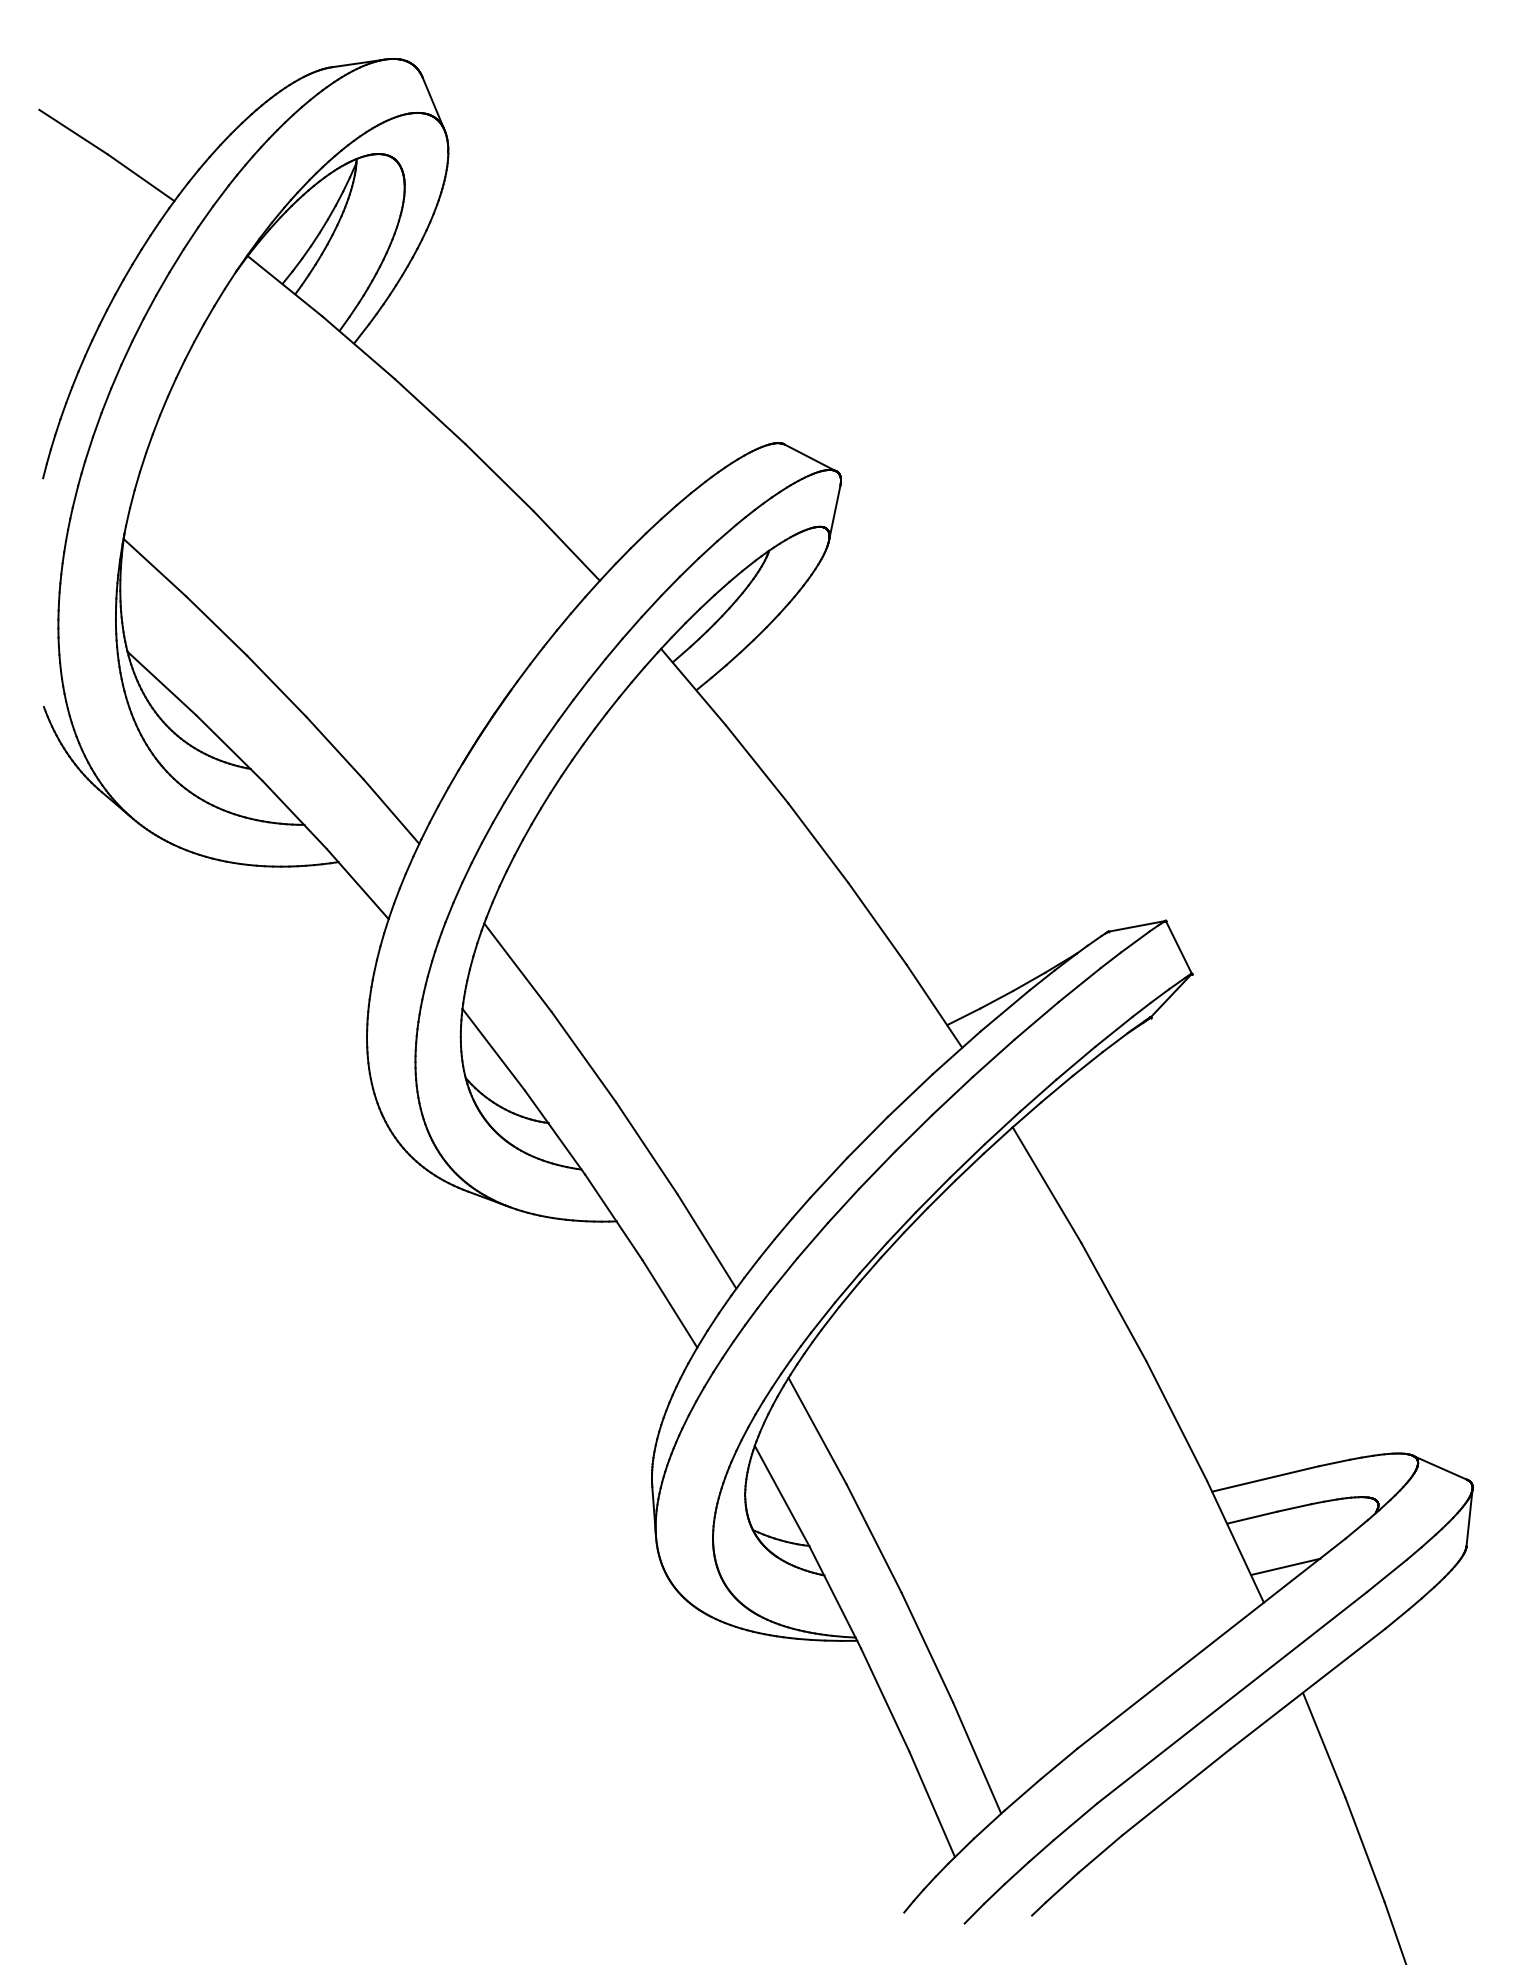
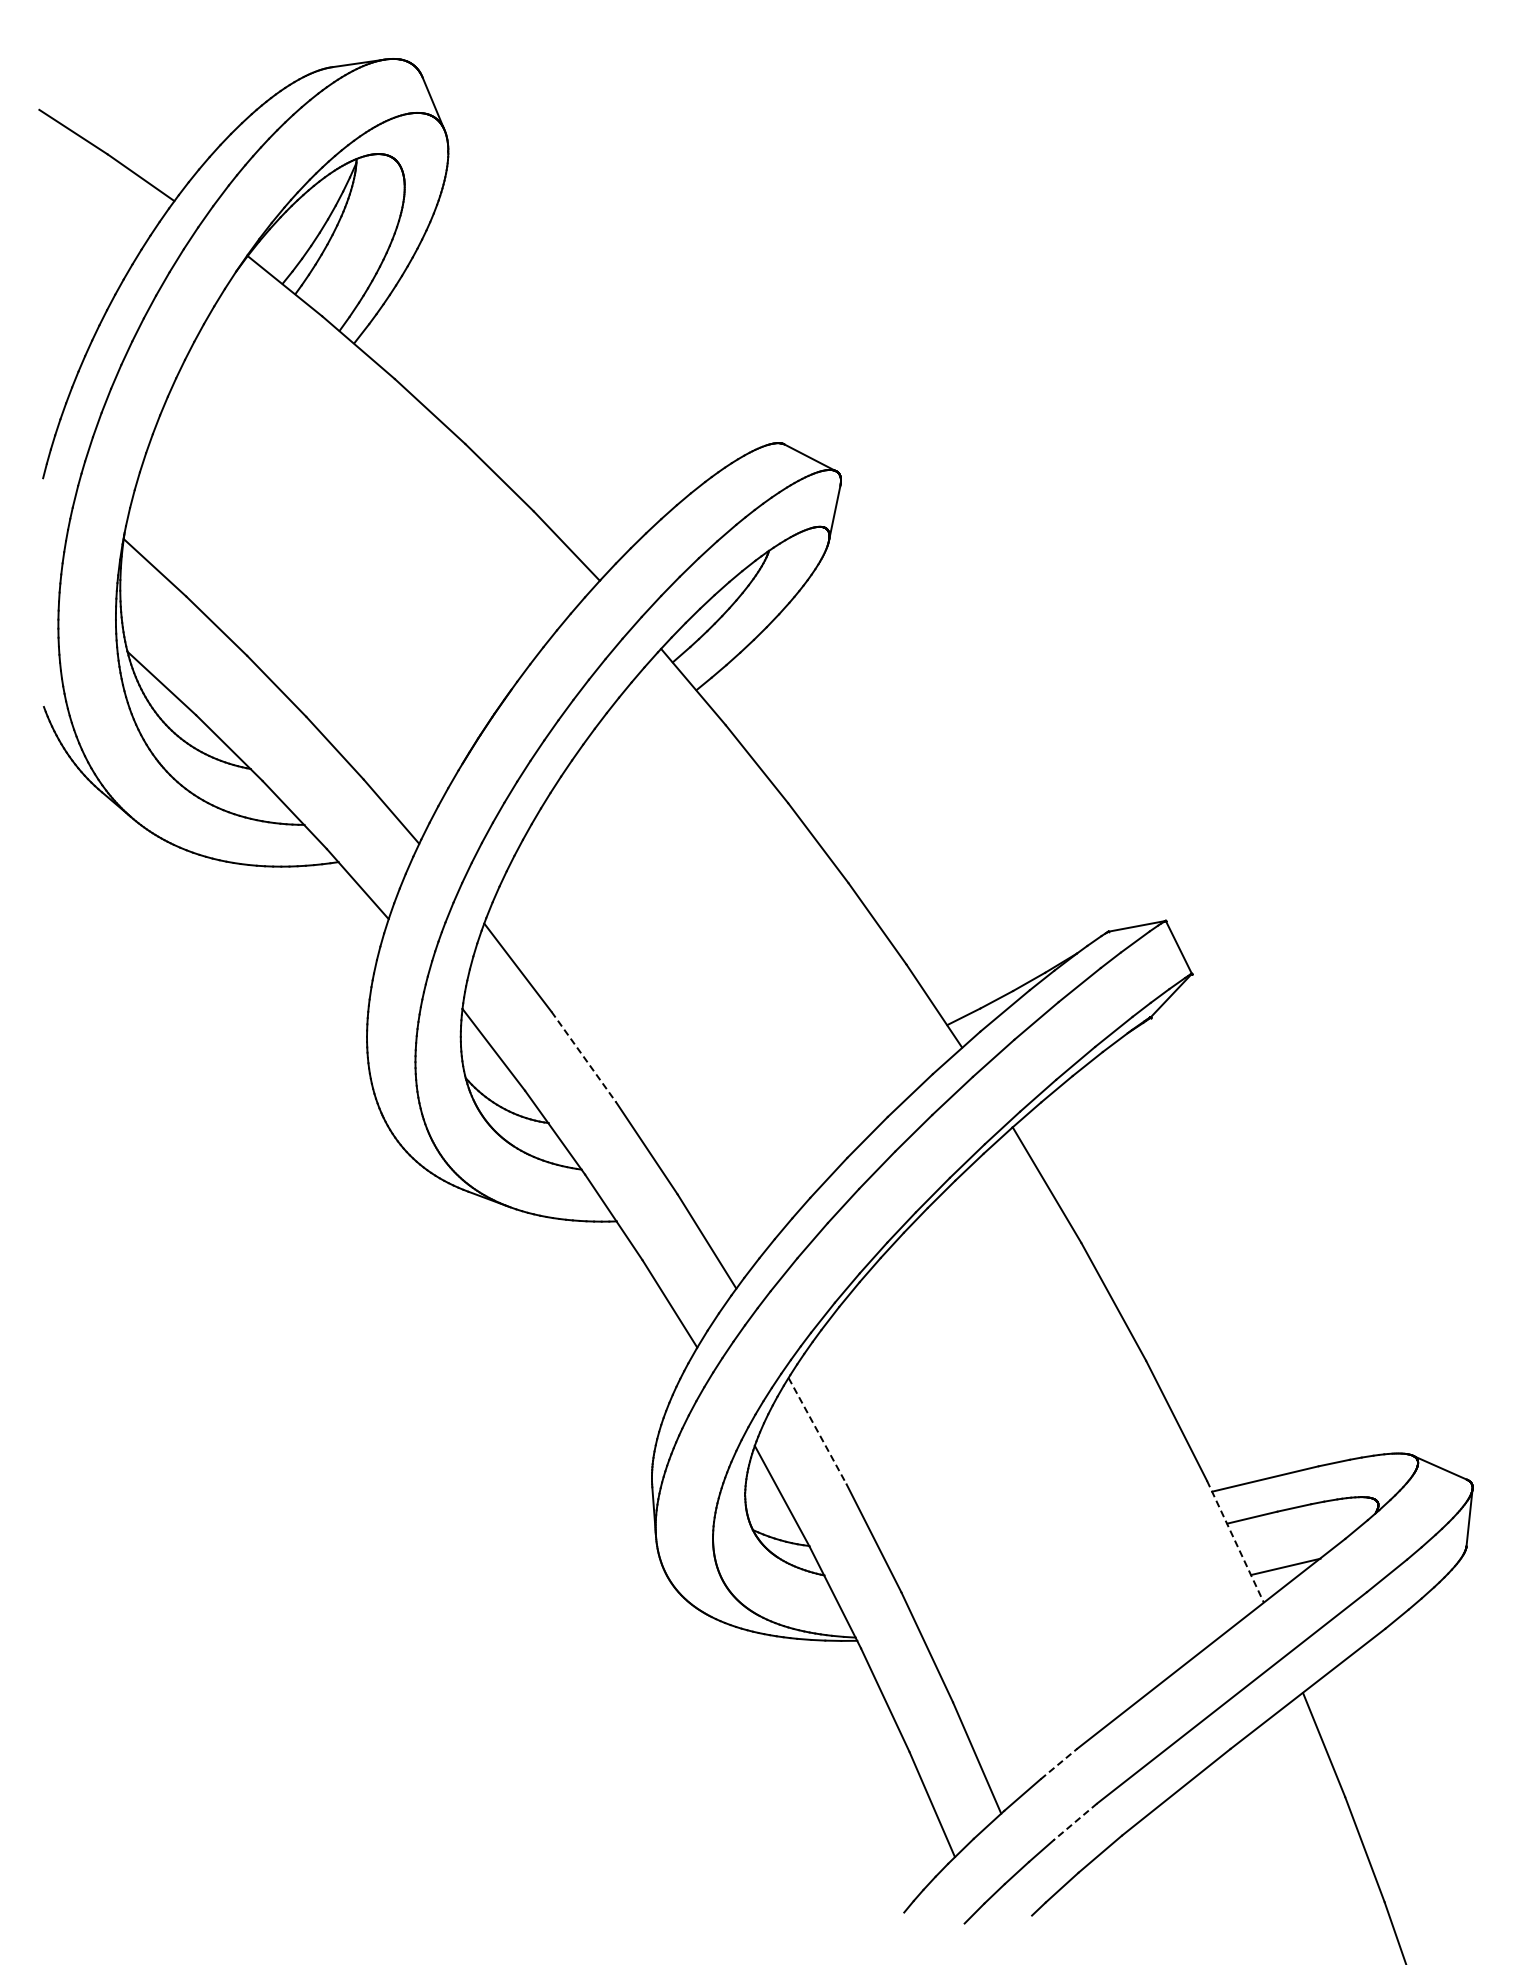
line: solid -> dashed (584, 1057)
line: solid -> dashed (817, 1431)
line: solid -> dashed (1235, 1542)
line: solid -> dashed (1059, 1764)
line: solid -> dashed (1075, 1822)
